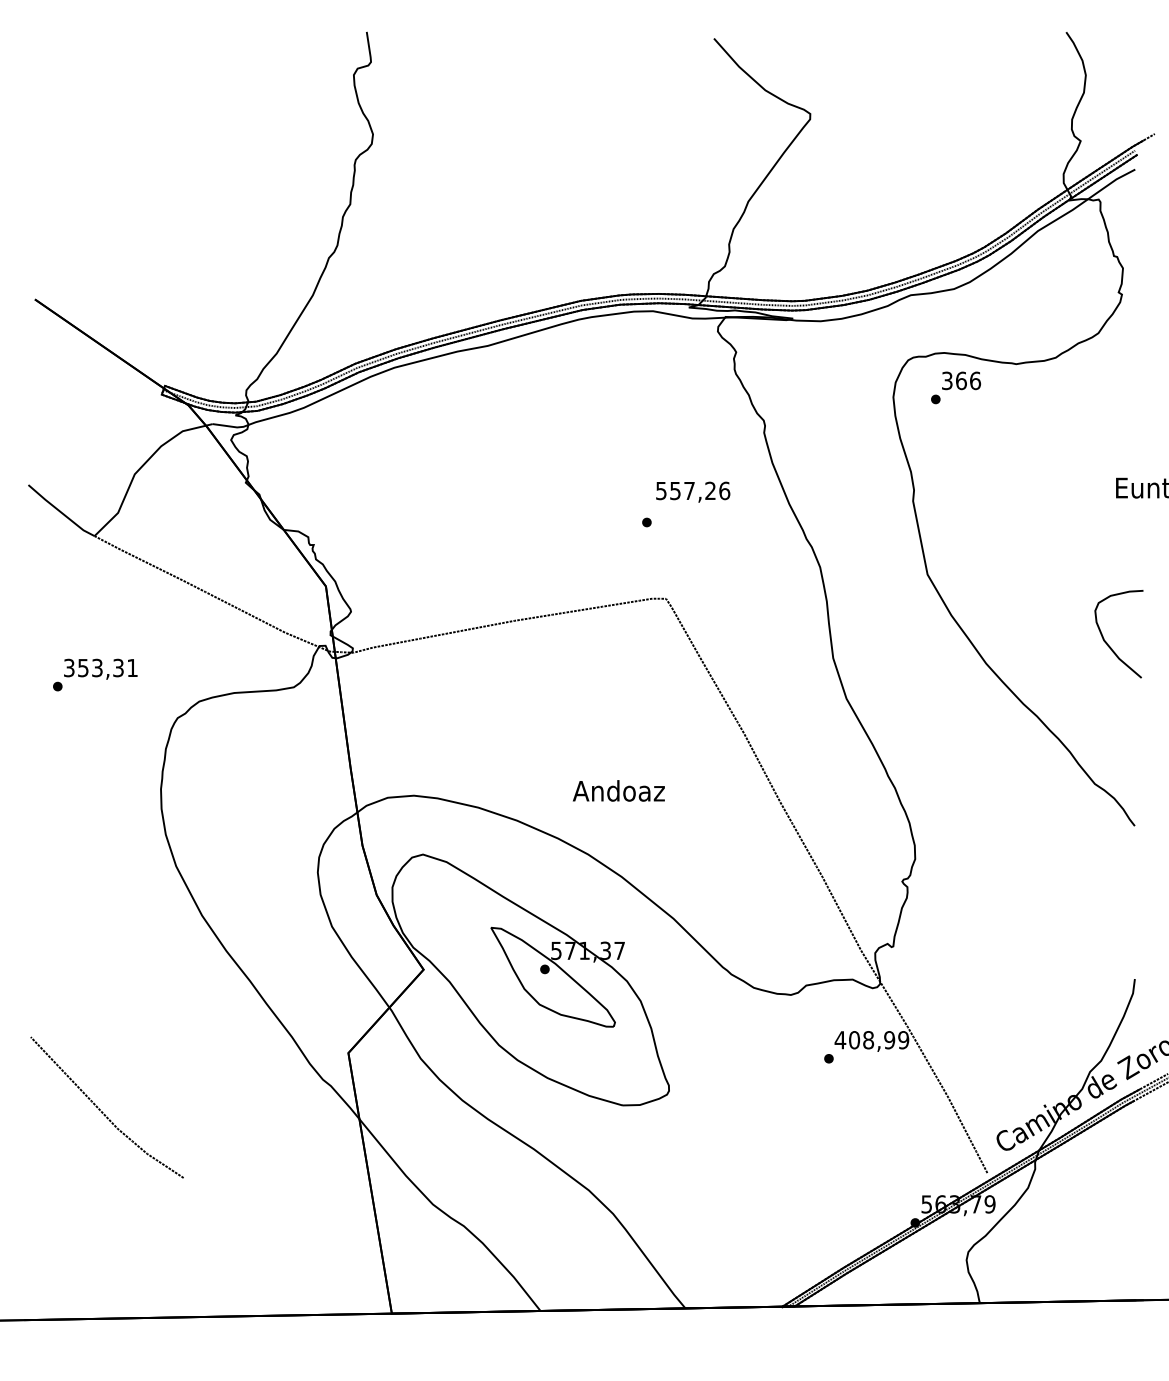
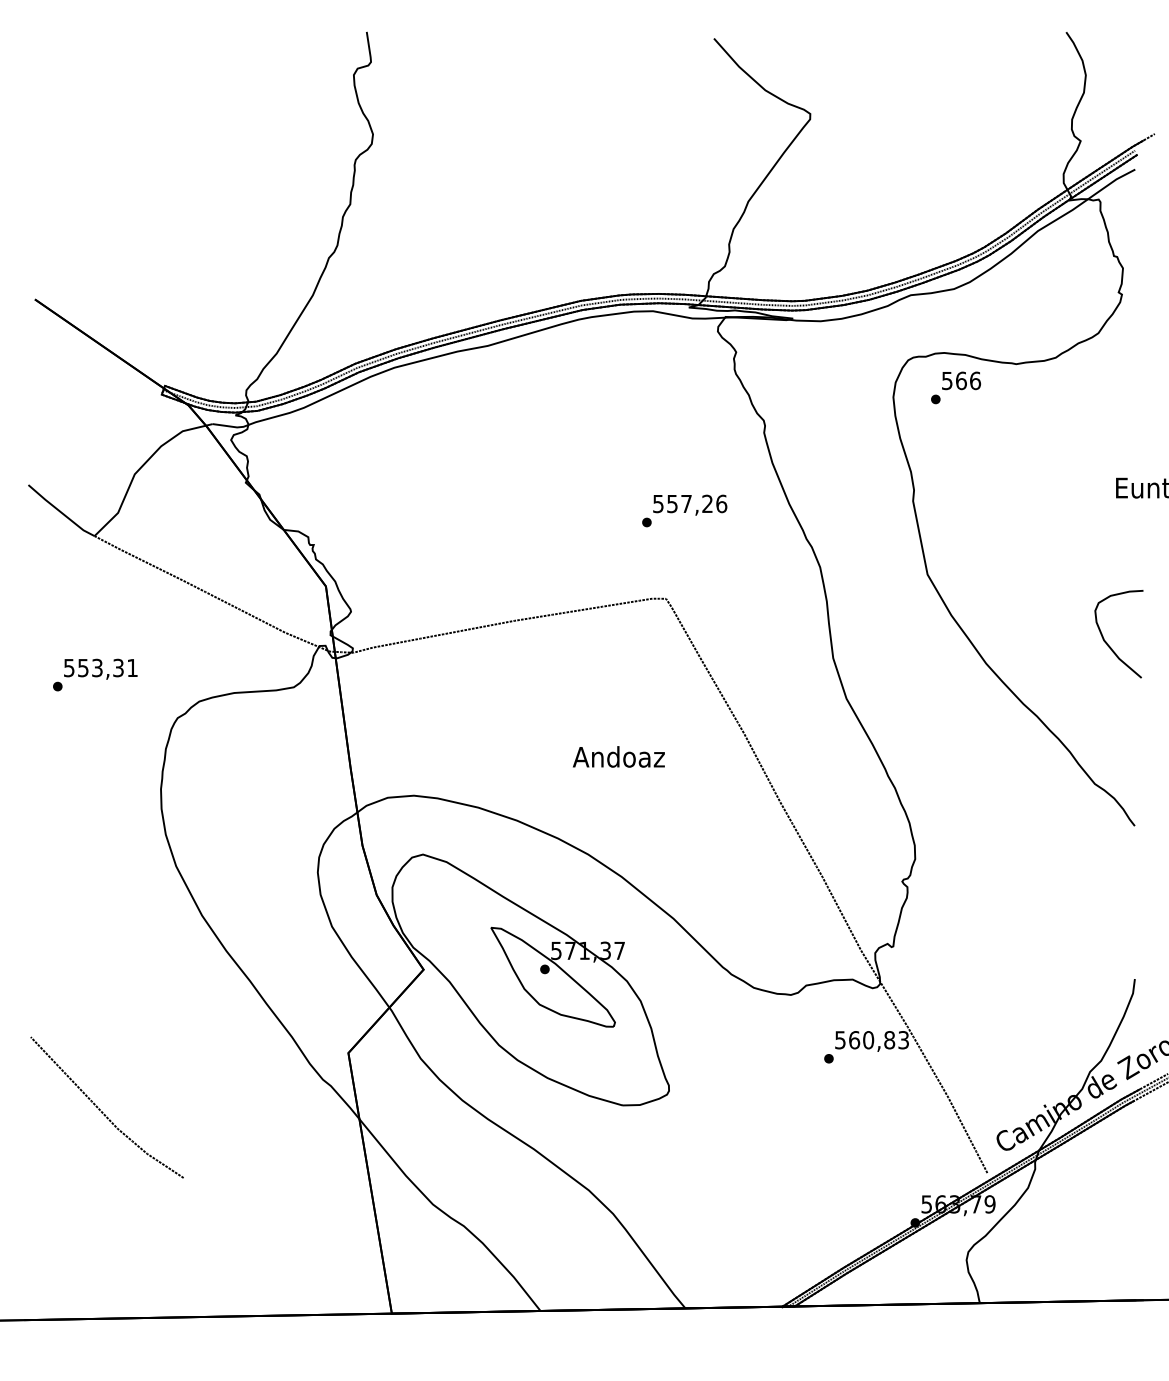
text: 366 -> 566 (947, 380)
text position: (693, 491) -> (690, 504) (690, 504)
text: 353,31 -> 553,31 (69, 667)
text position: (618, 790) -> (618, 756) (618, 756)
text: 408,99 -> 560,83 (871, 1040)
